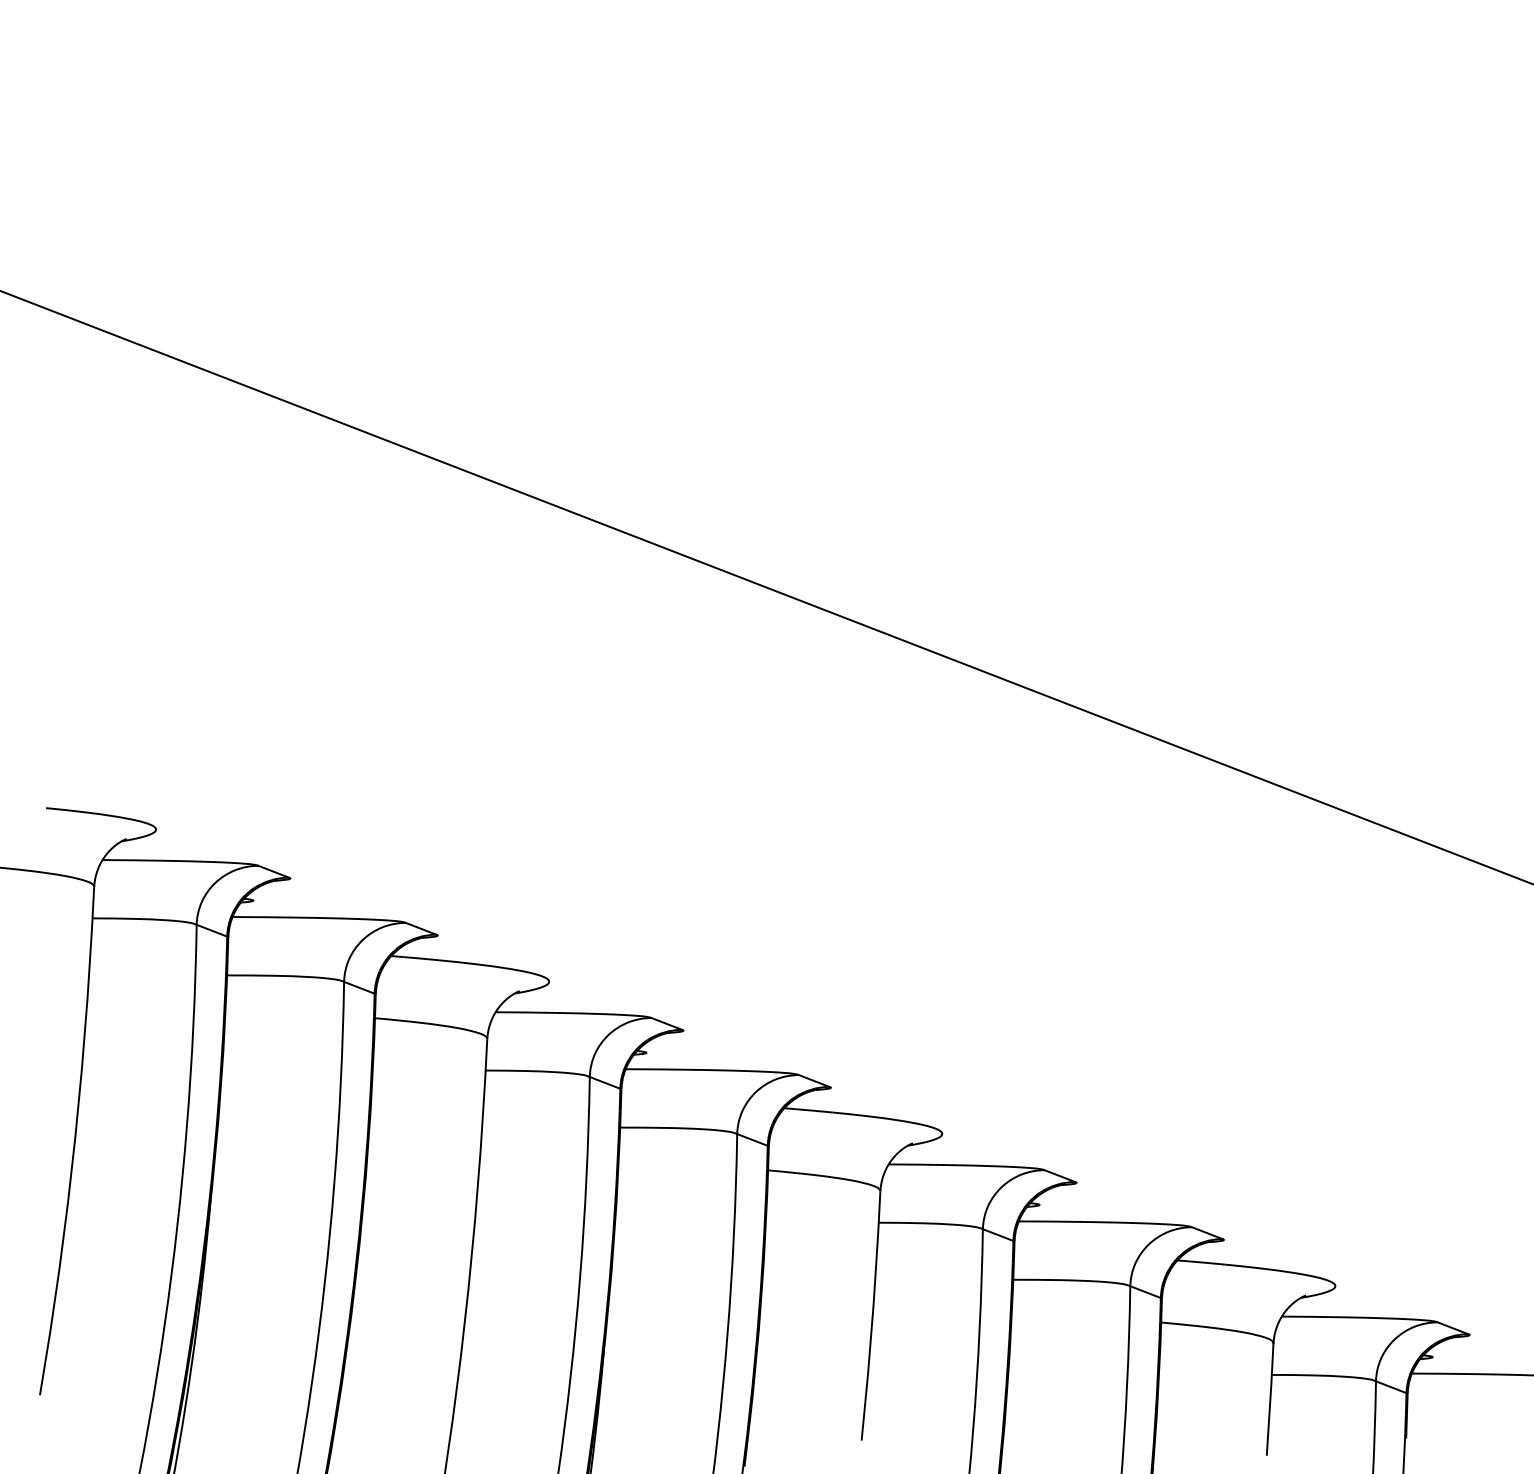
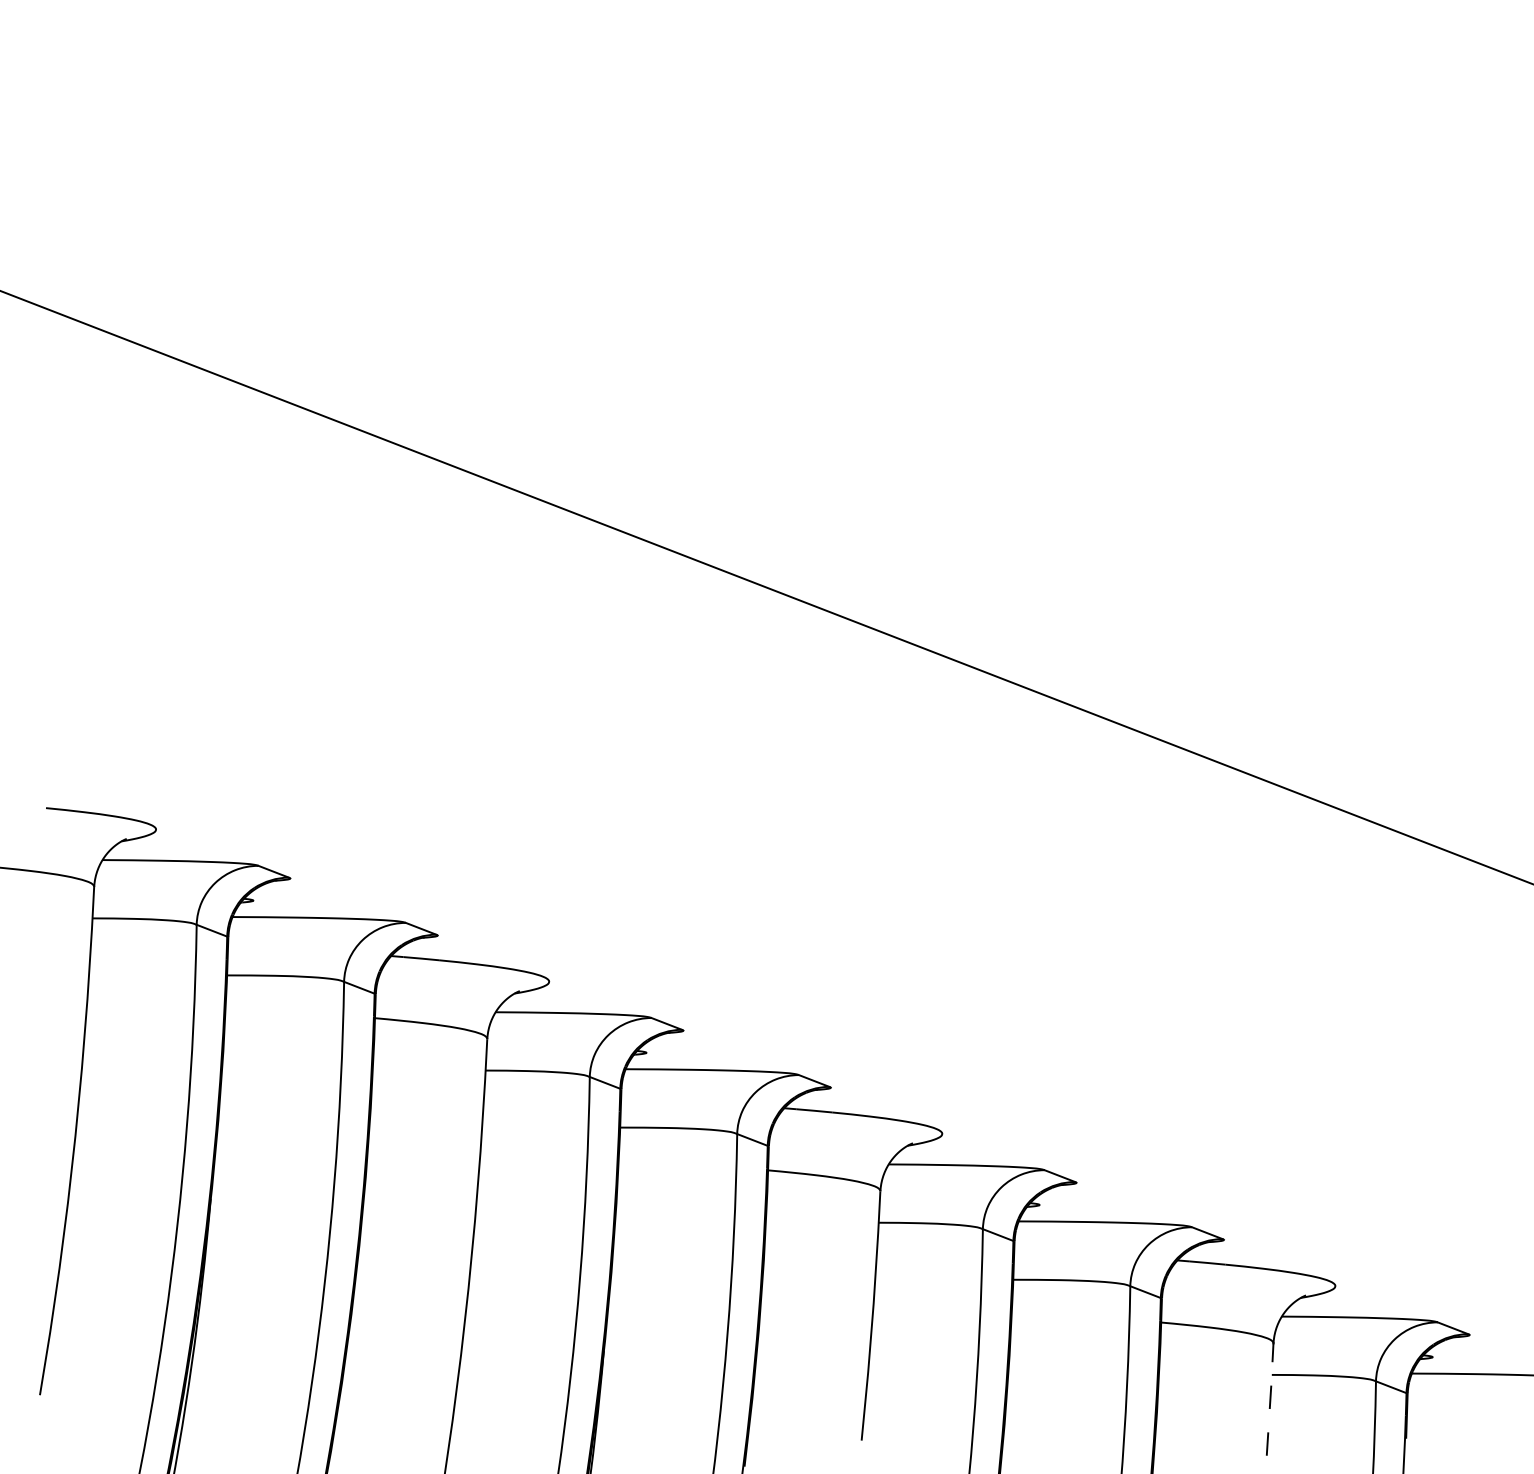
line: solid -> dashed (1270, 1399)
